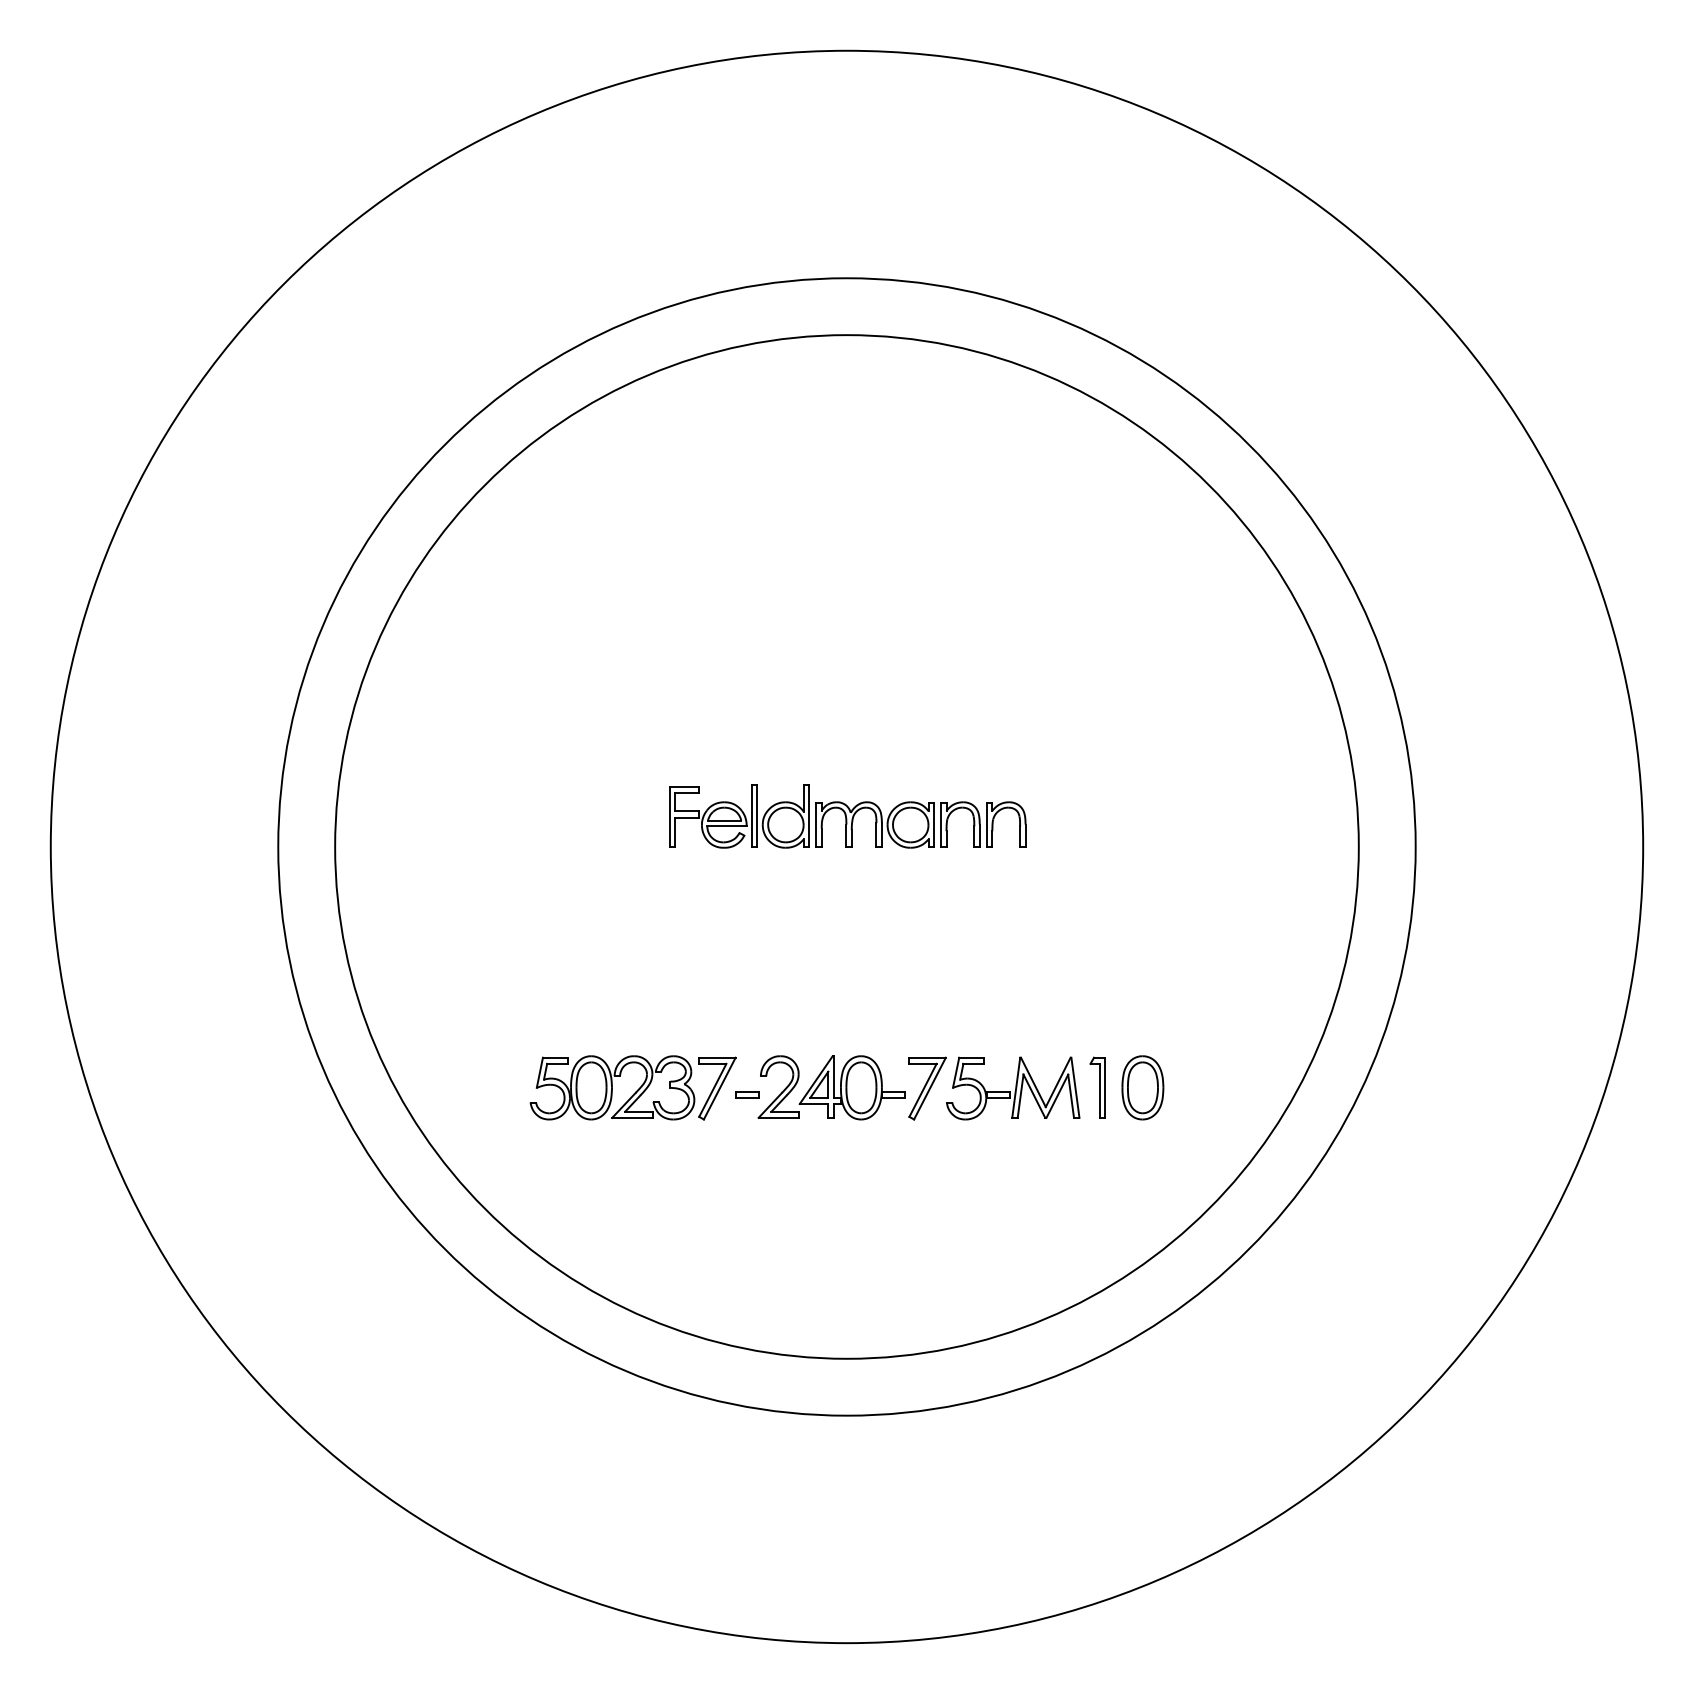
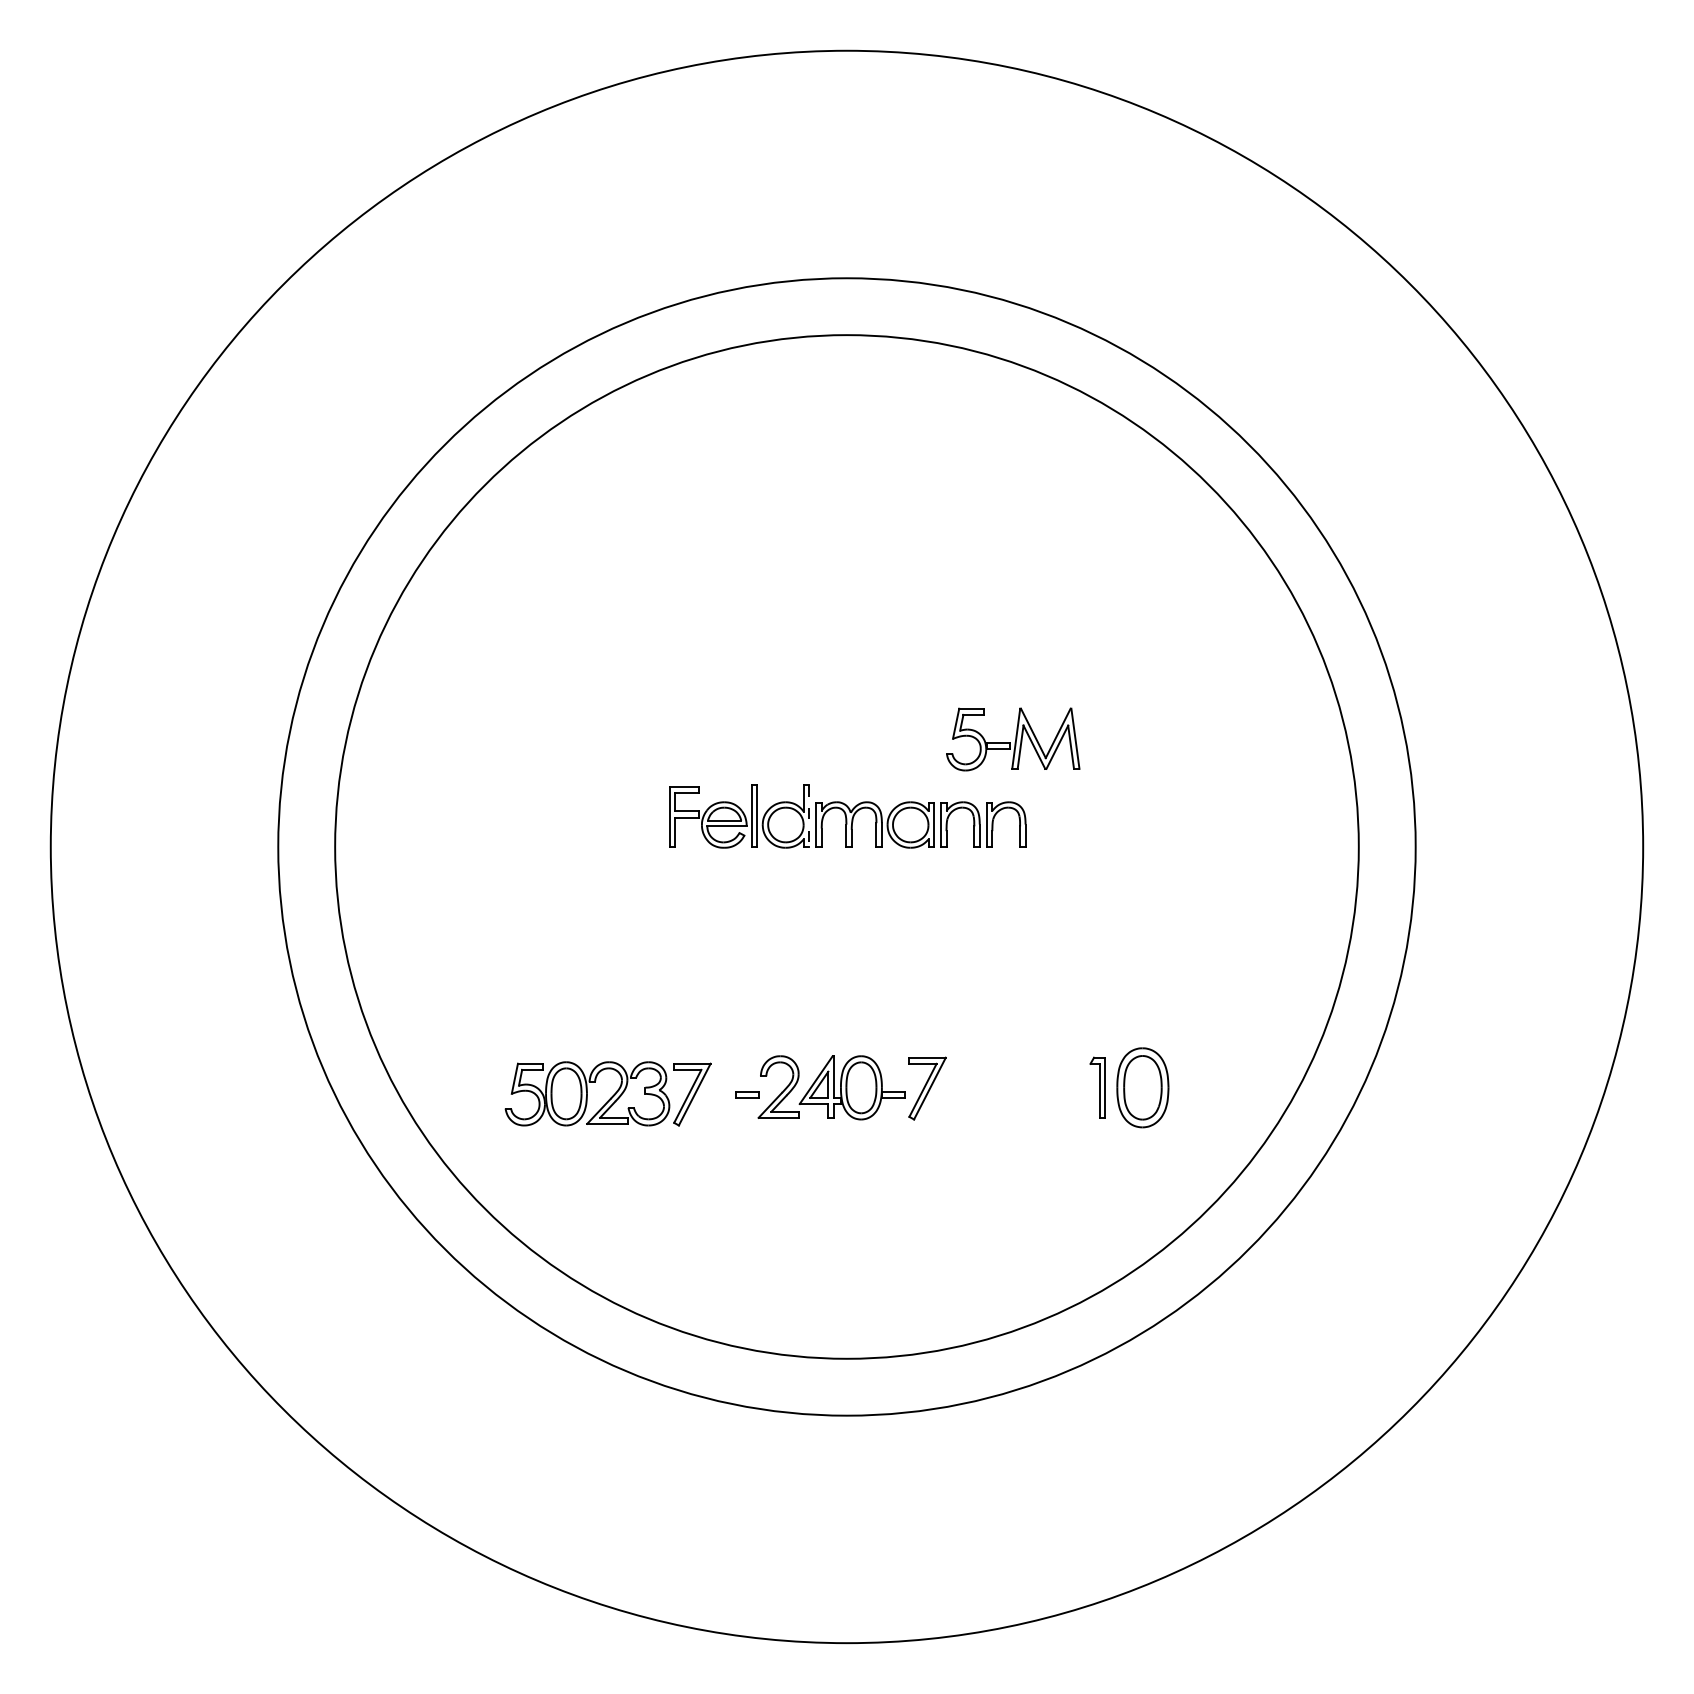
line: solid -> dashed (809, 816)
part position: (632, 1087) -> (607, 1093) (607, 1093)
part size: 44x66 px -> 54x82 px (1142, 1087)
part position: (1013, 1088) -> (1013, 739) (1013, 739)
